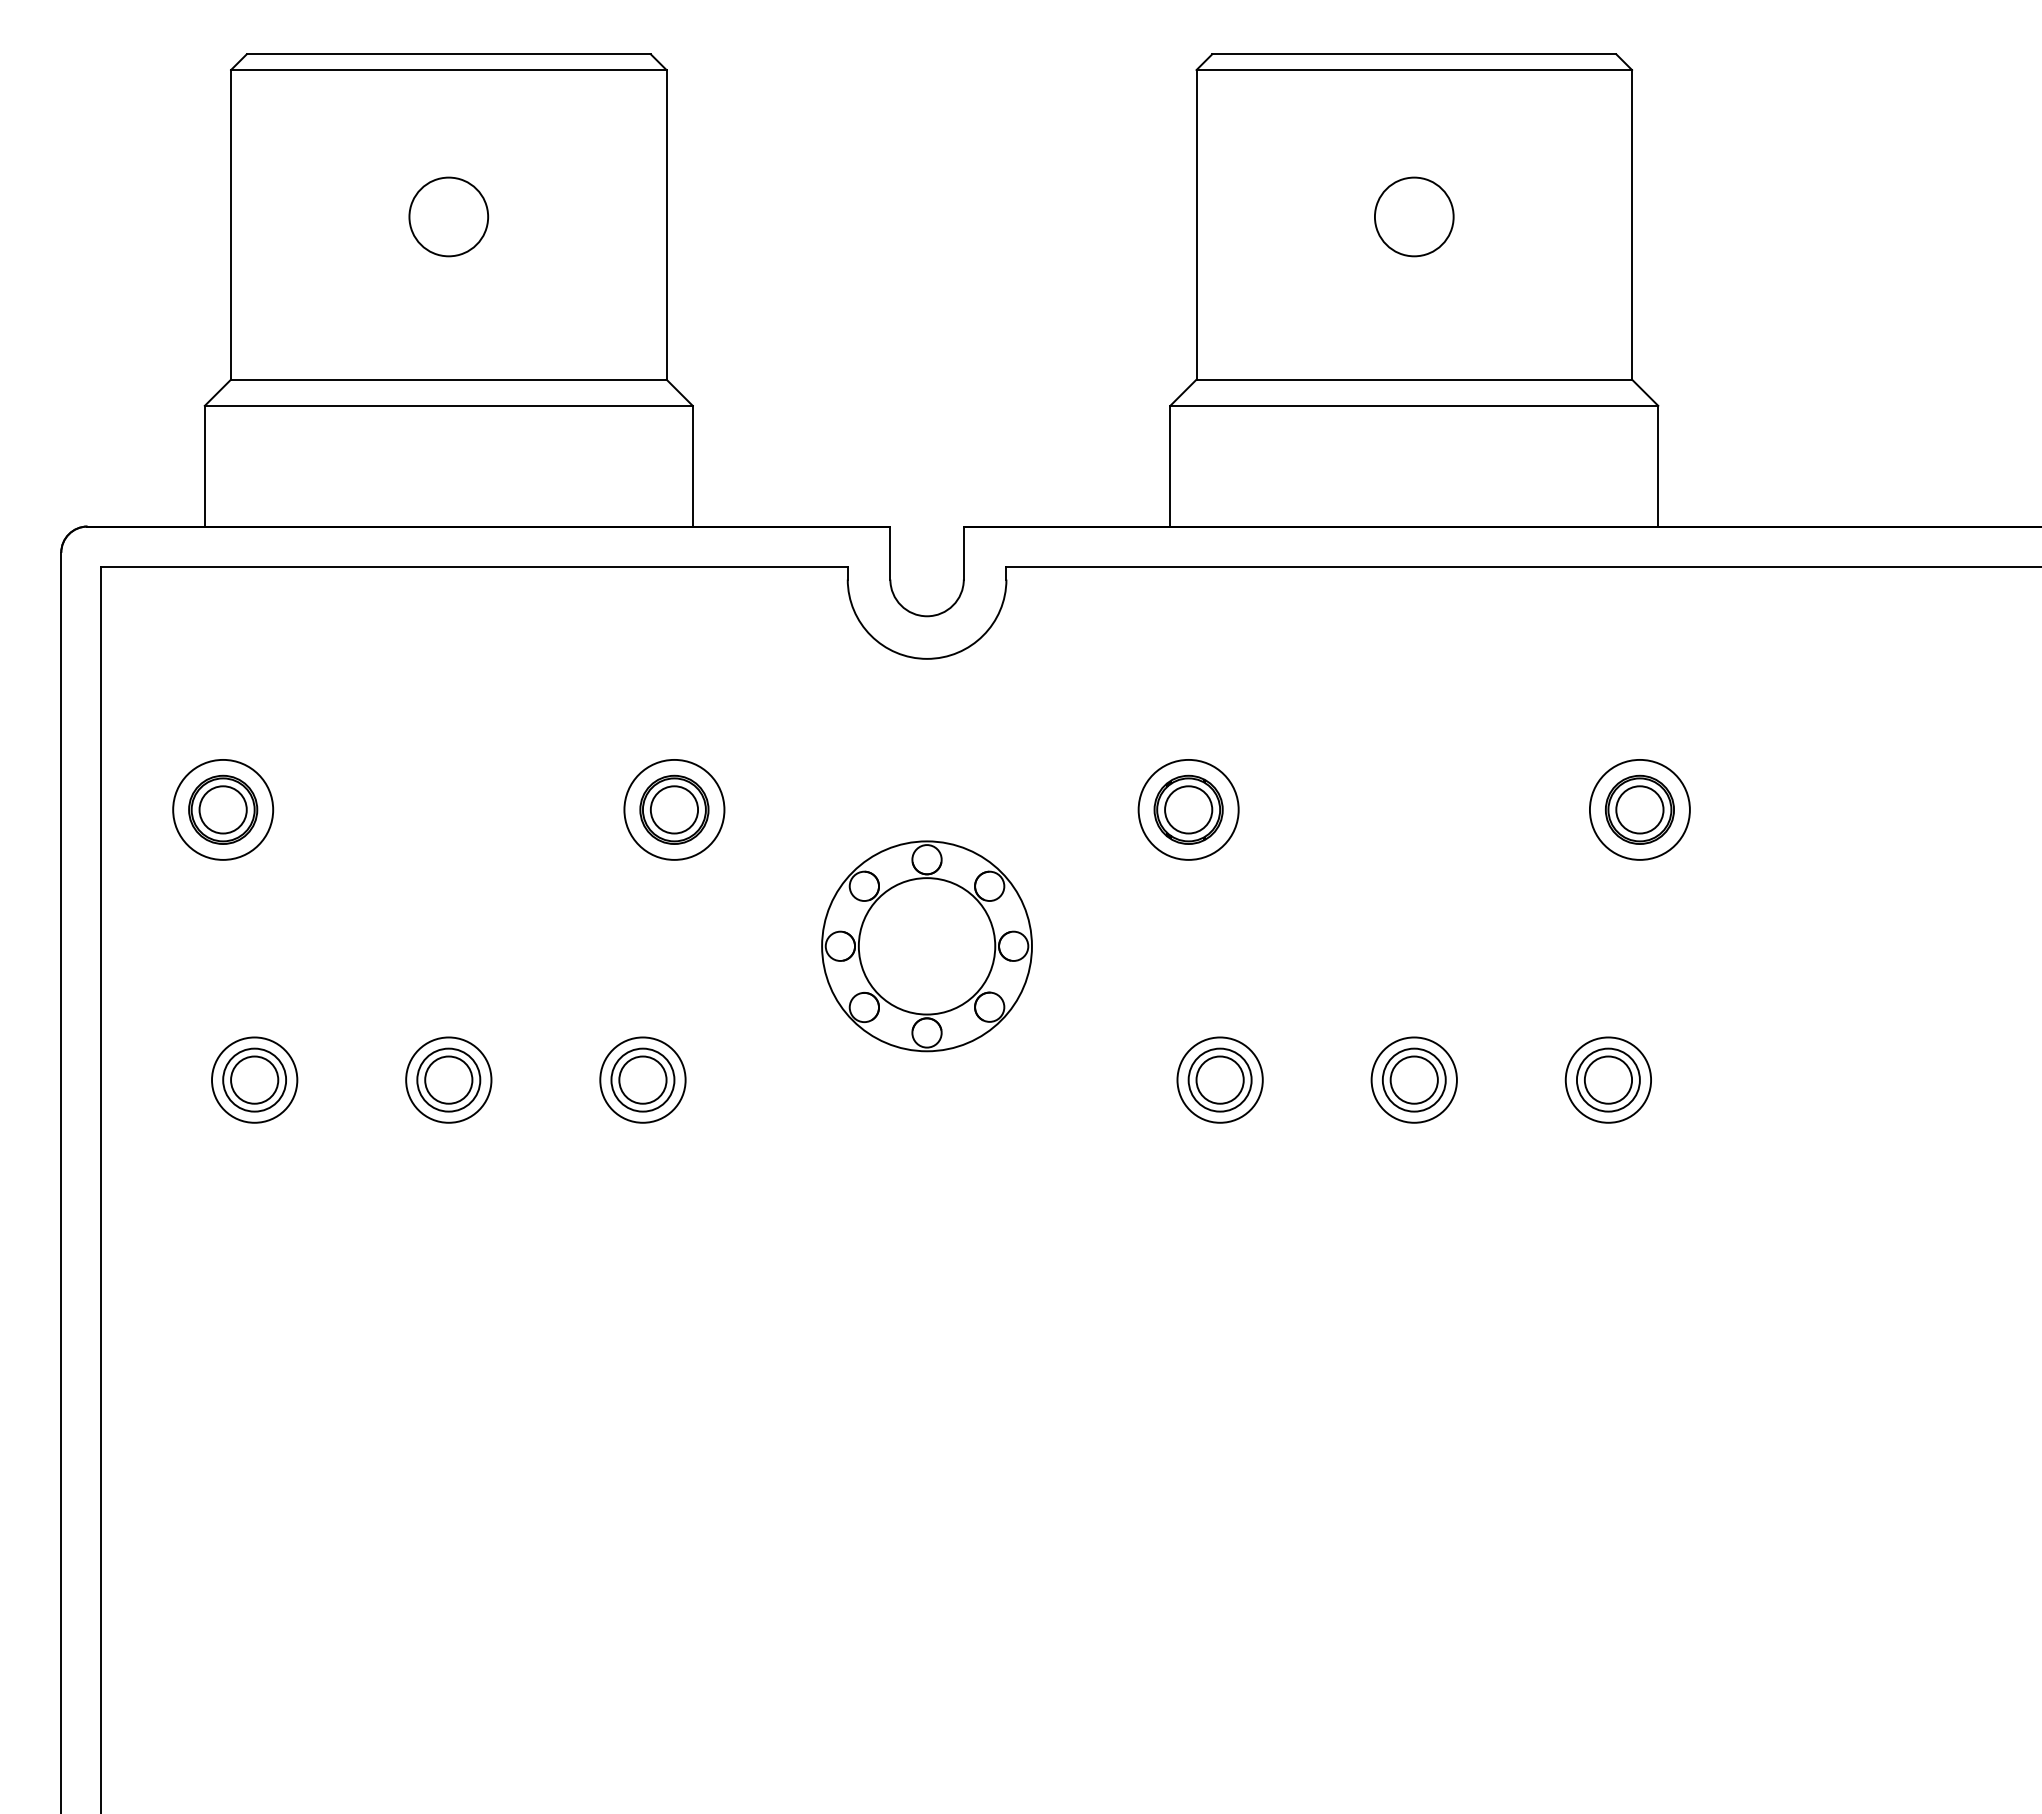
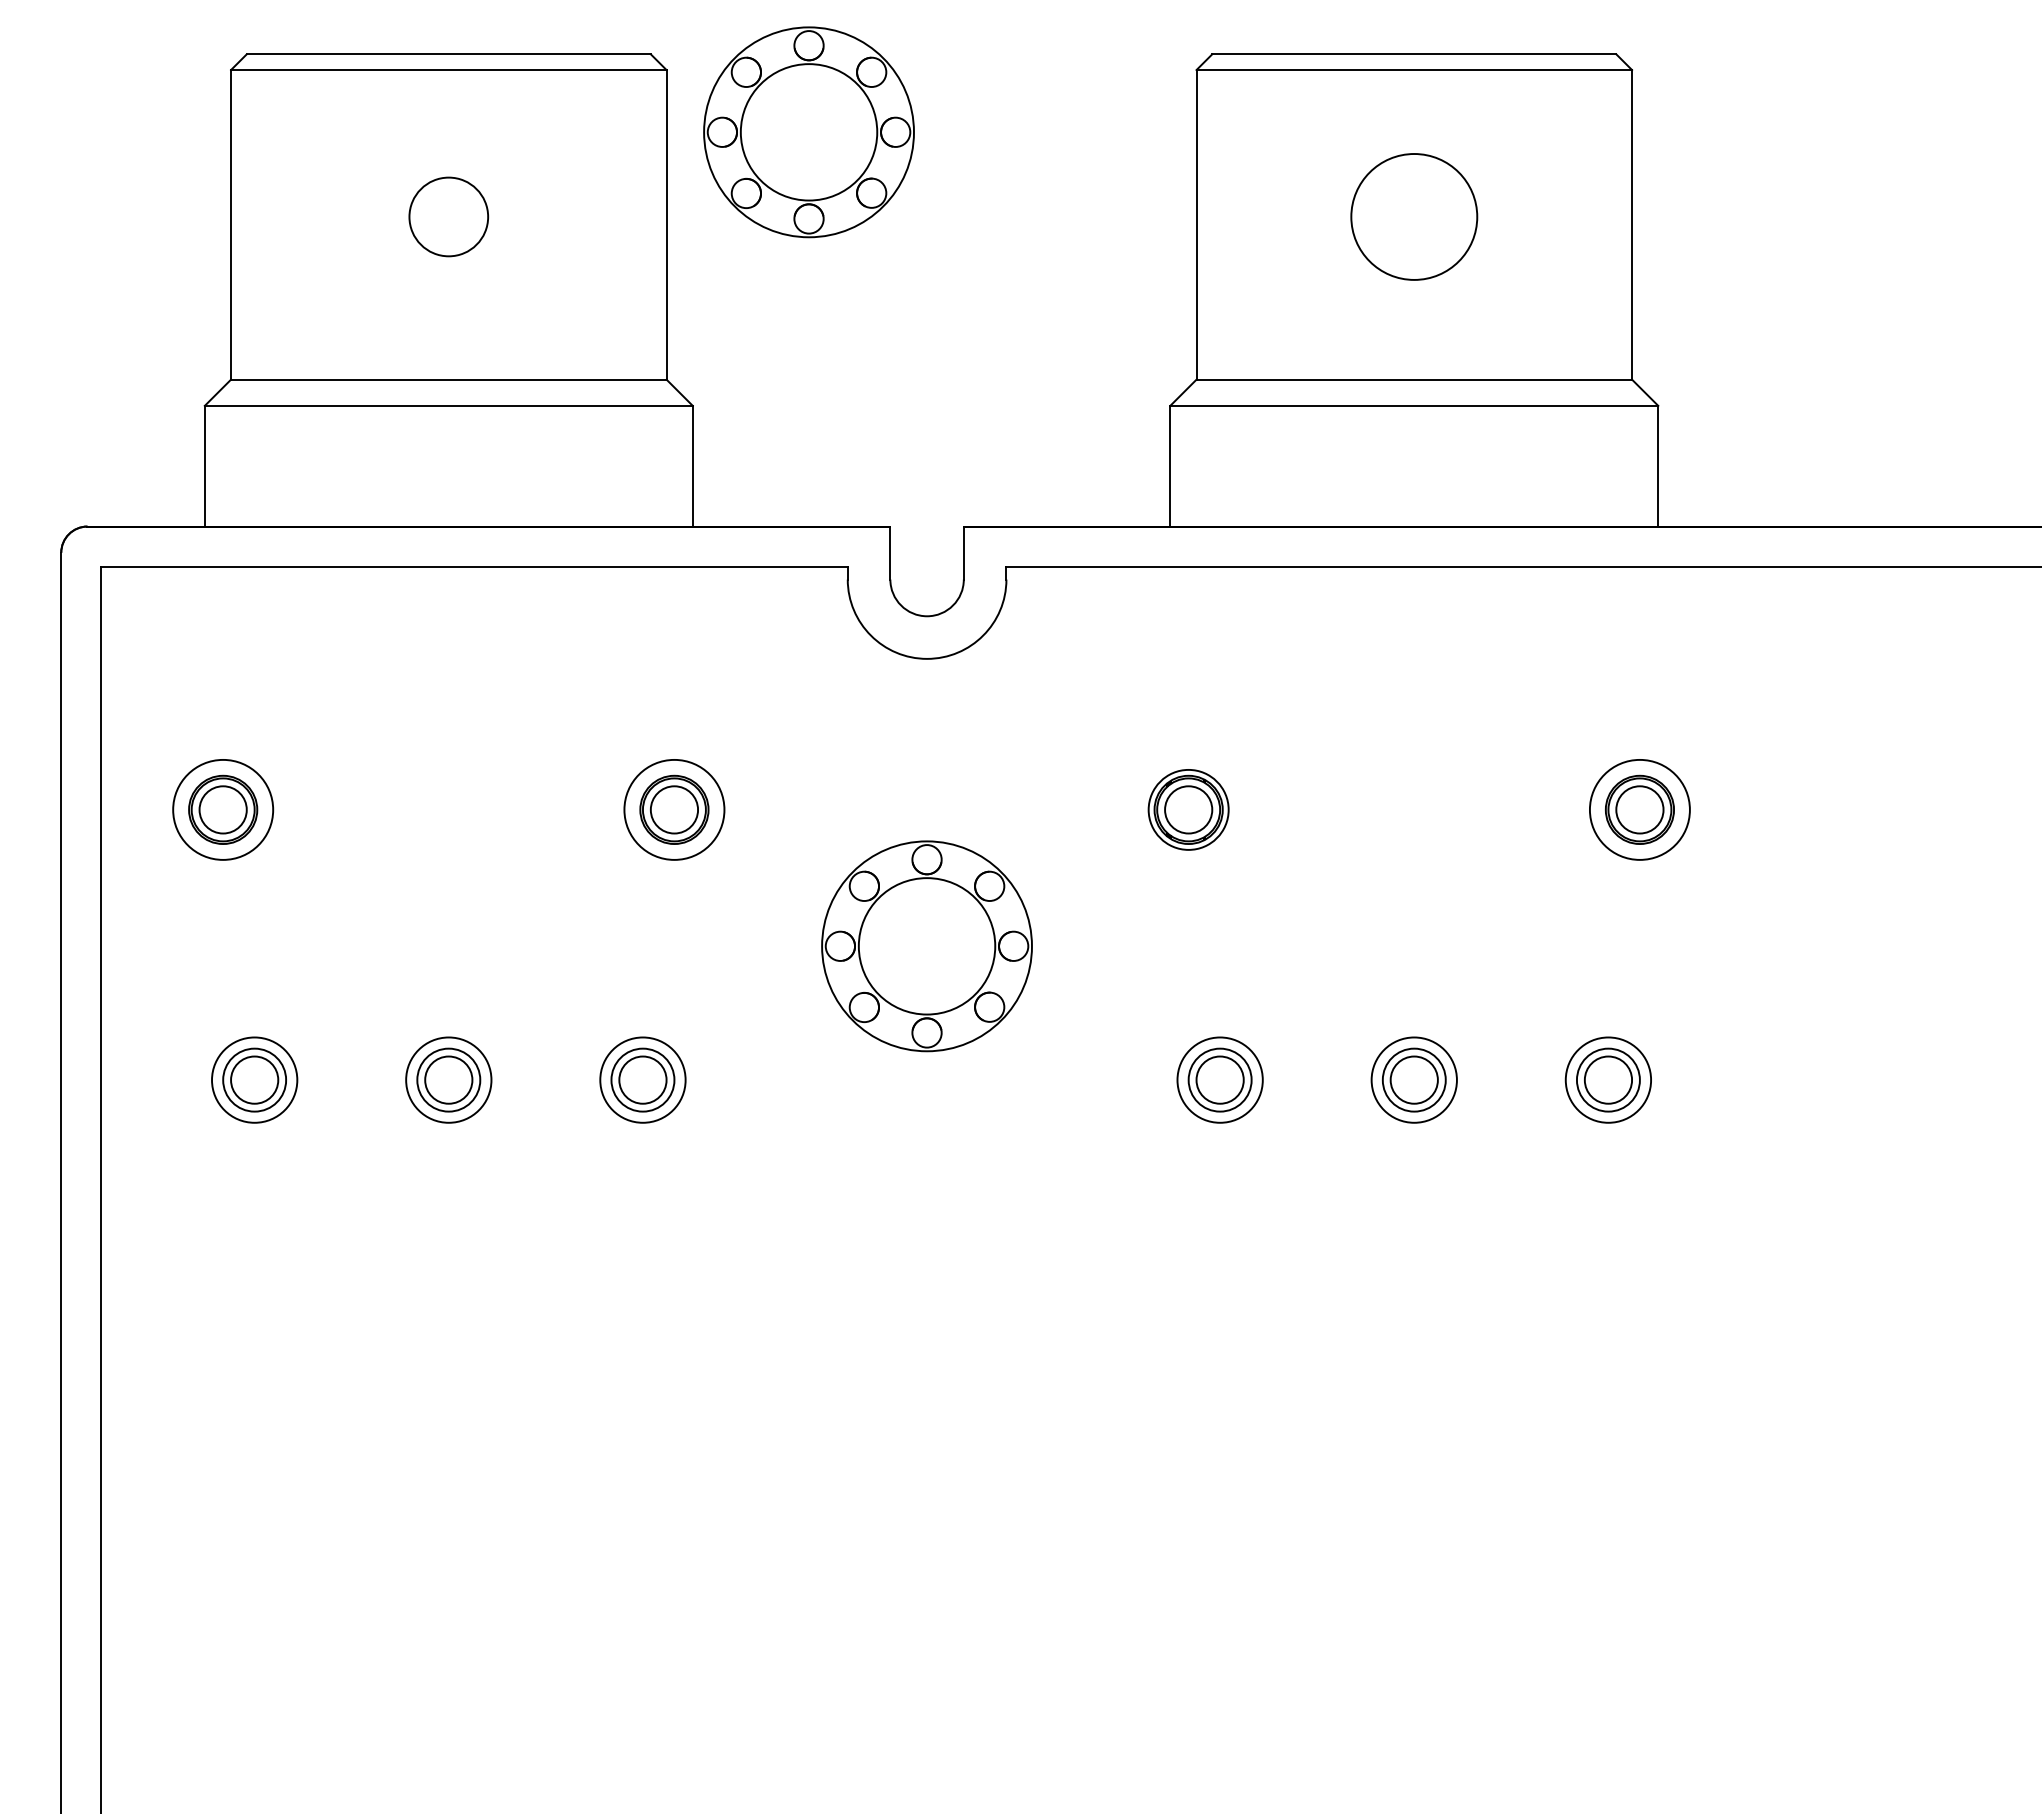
part: none -> present (808, 132)
circle diameter: 79 px -> 126 px (1414, 216)
circle diameter: 100 px -> 80 px (1188, 809)
